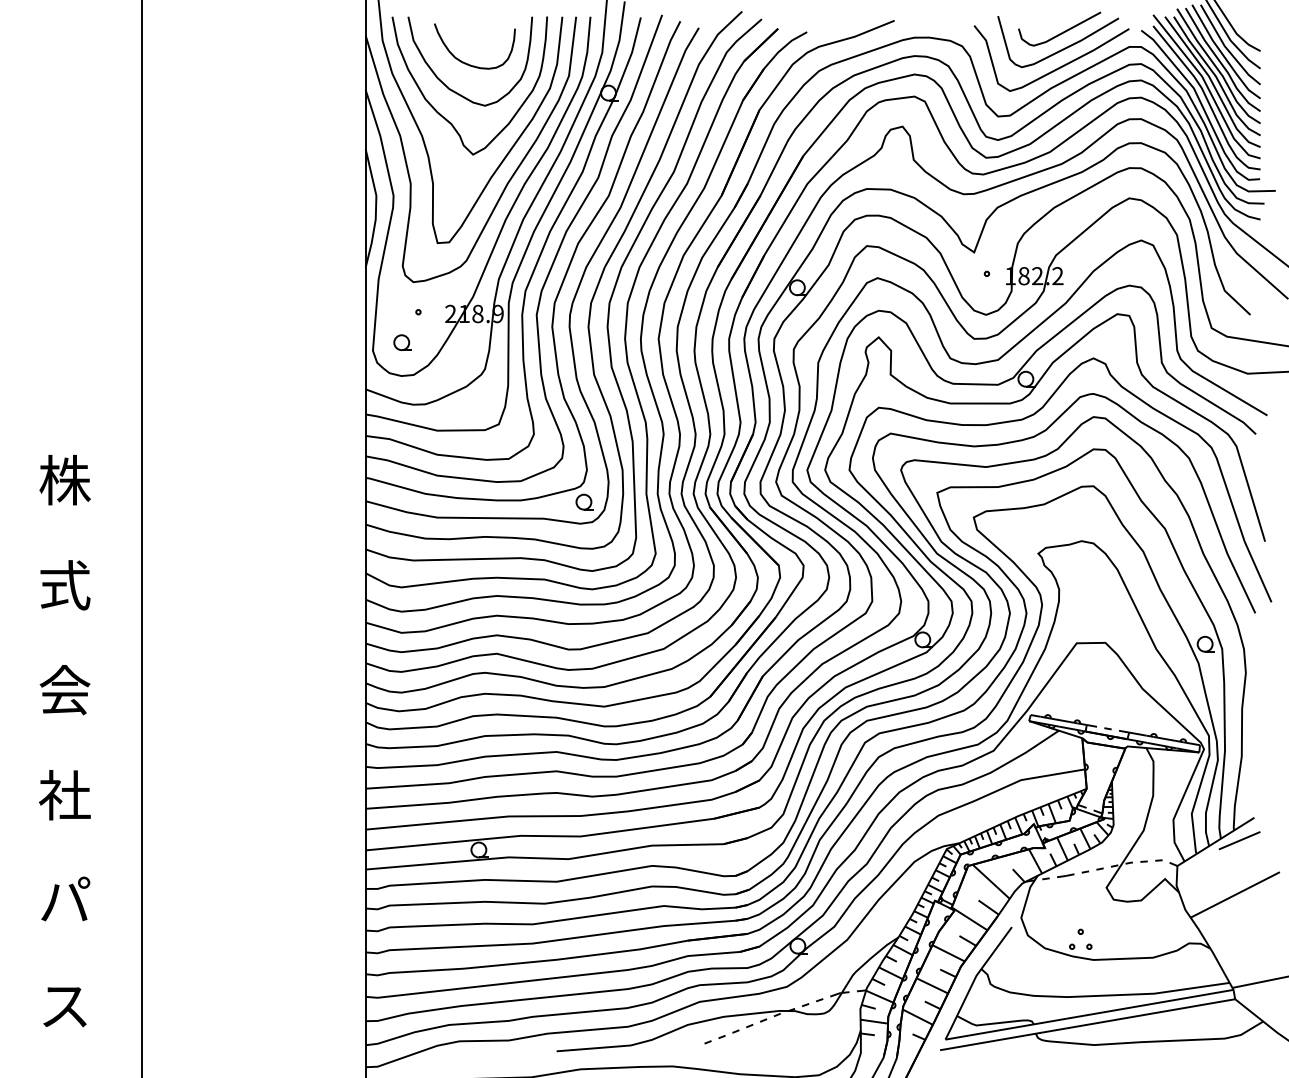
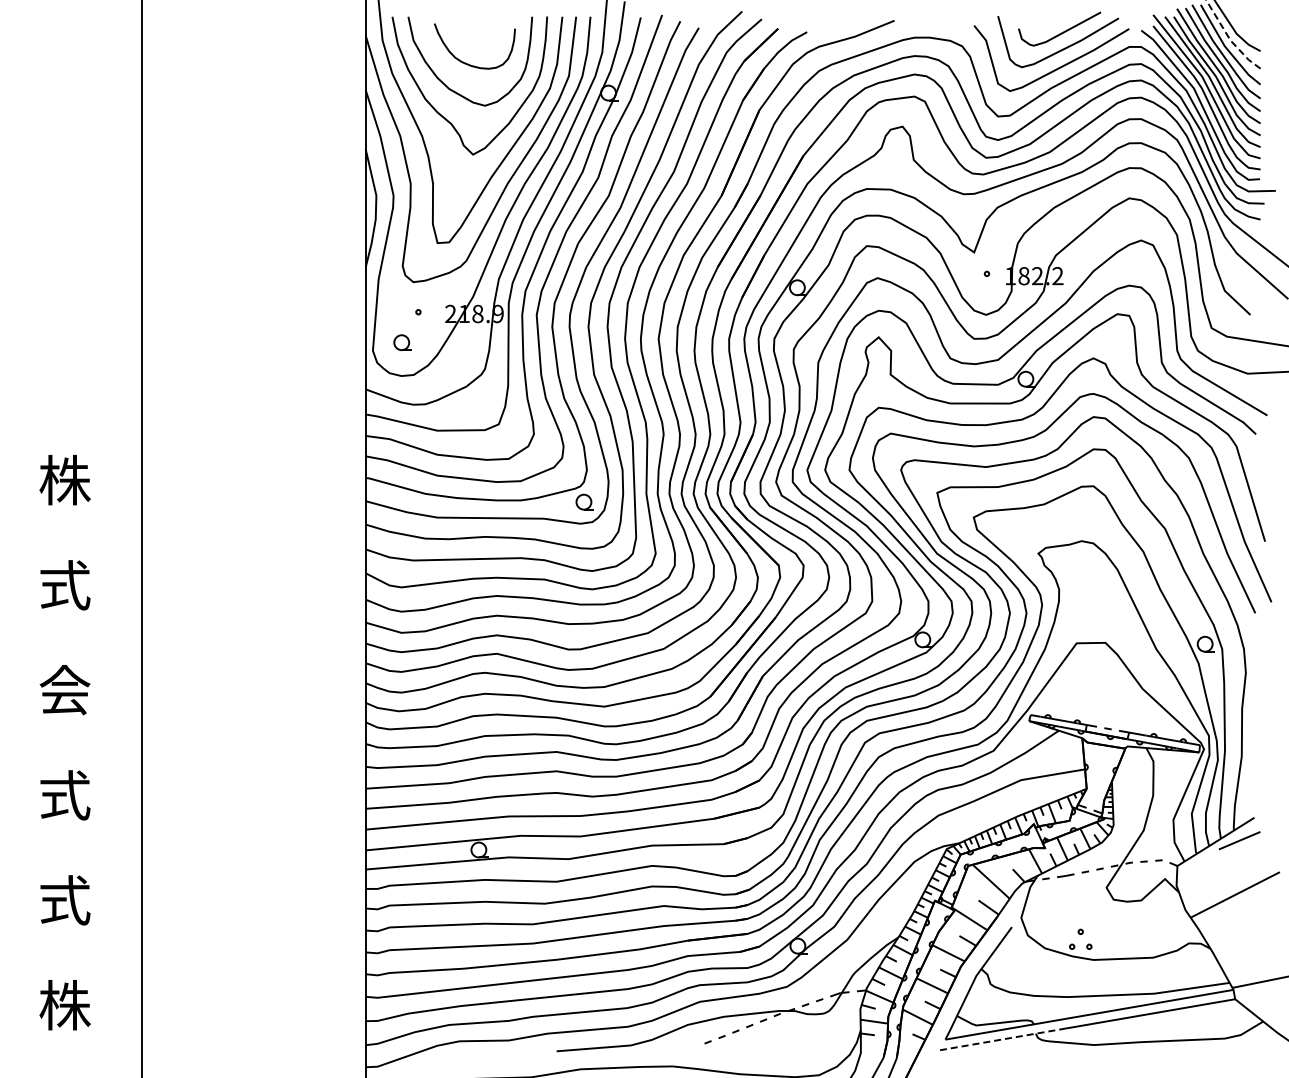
line: solid -> dashed (1229, 38)
text: 社 -> 式 (64, 795)
text: パ -> 式 (65, 900)
text: ス -> 株 (64, 1005)
line: solid -> dashed (1003, 1039)
